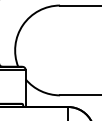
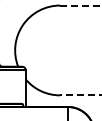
line: solid -> dashed (81, 5)
line: solid -> dashed (81, 95)
